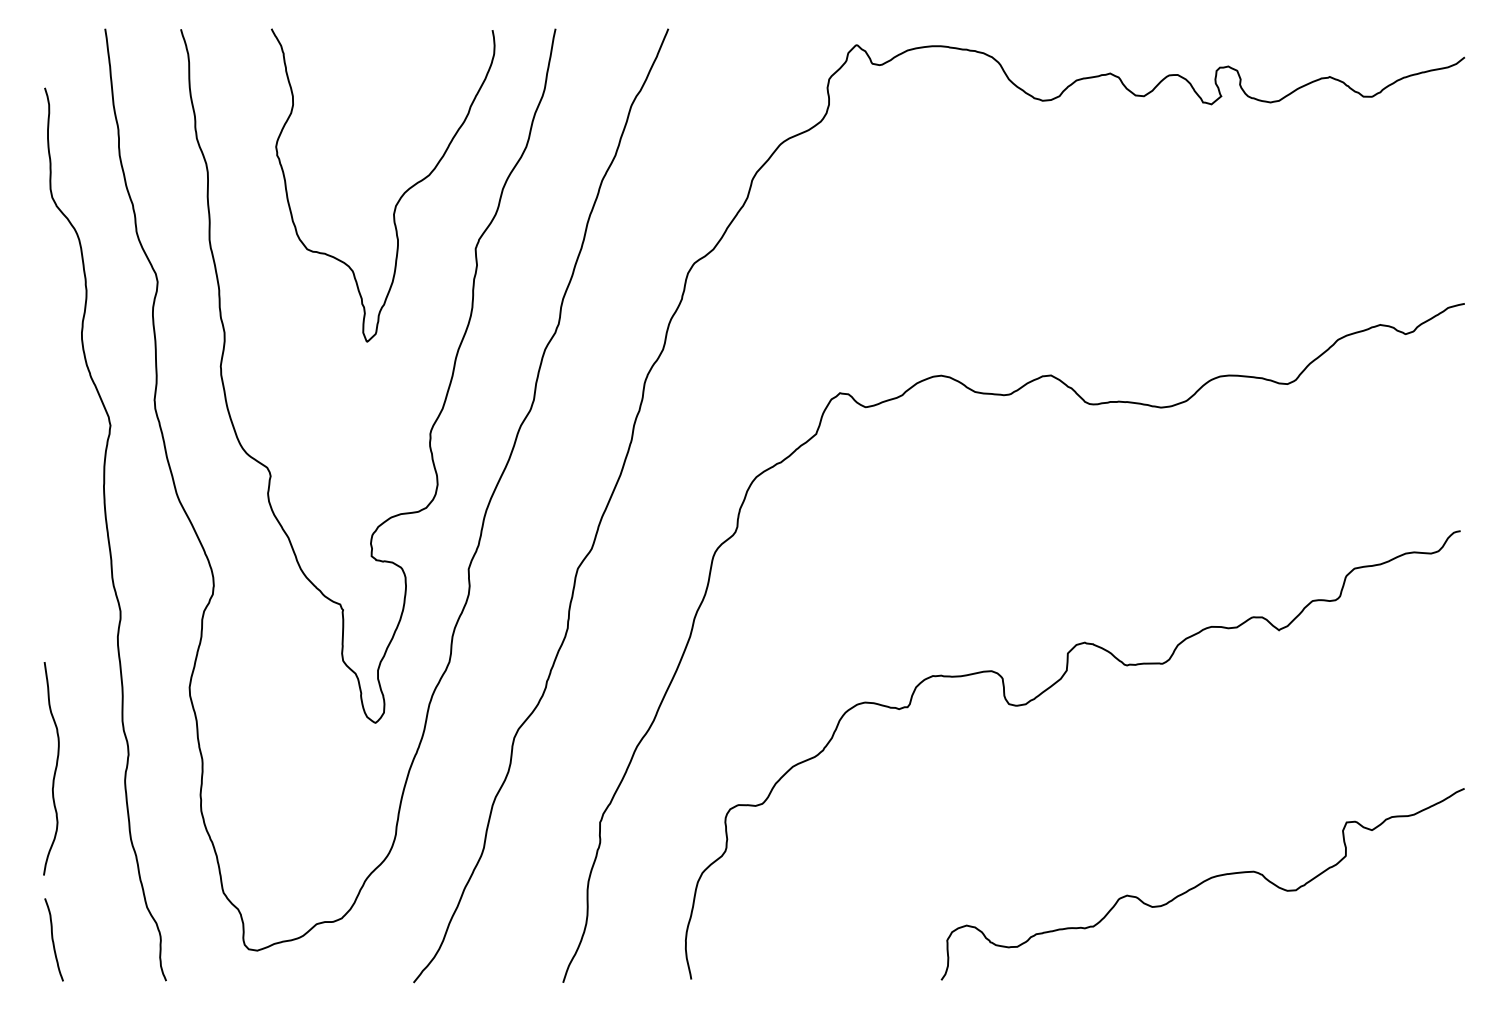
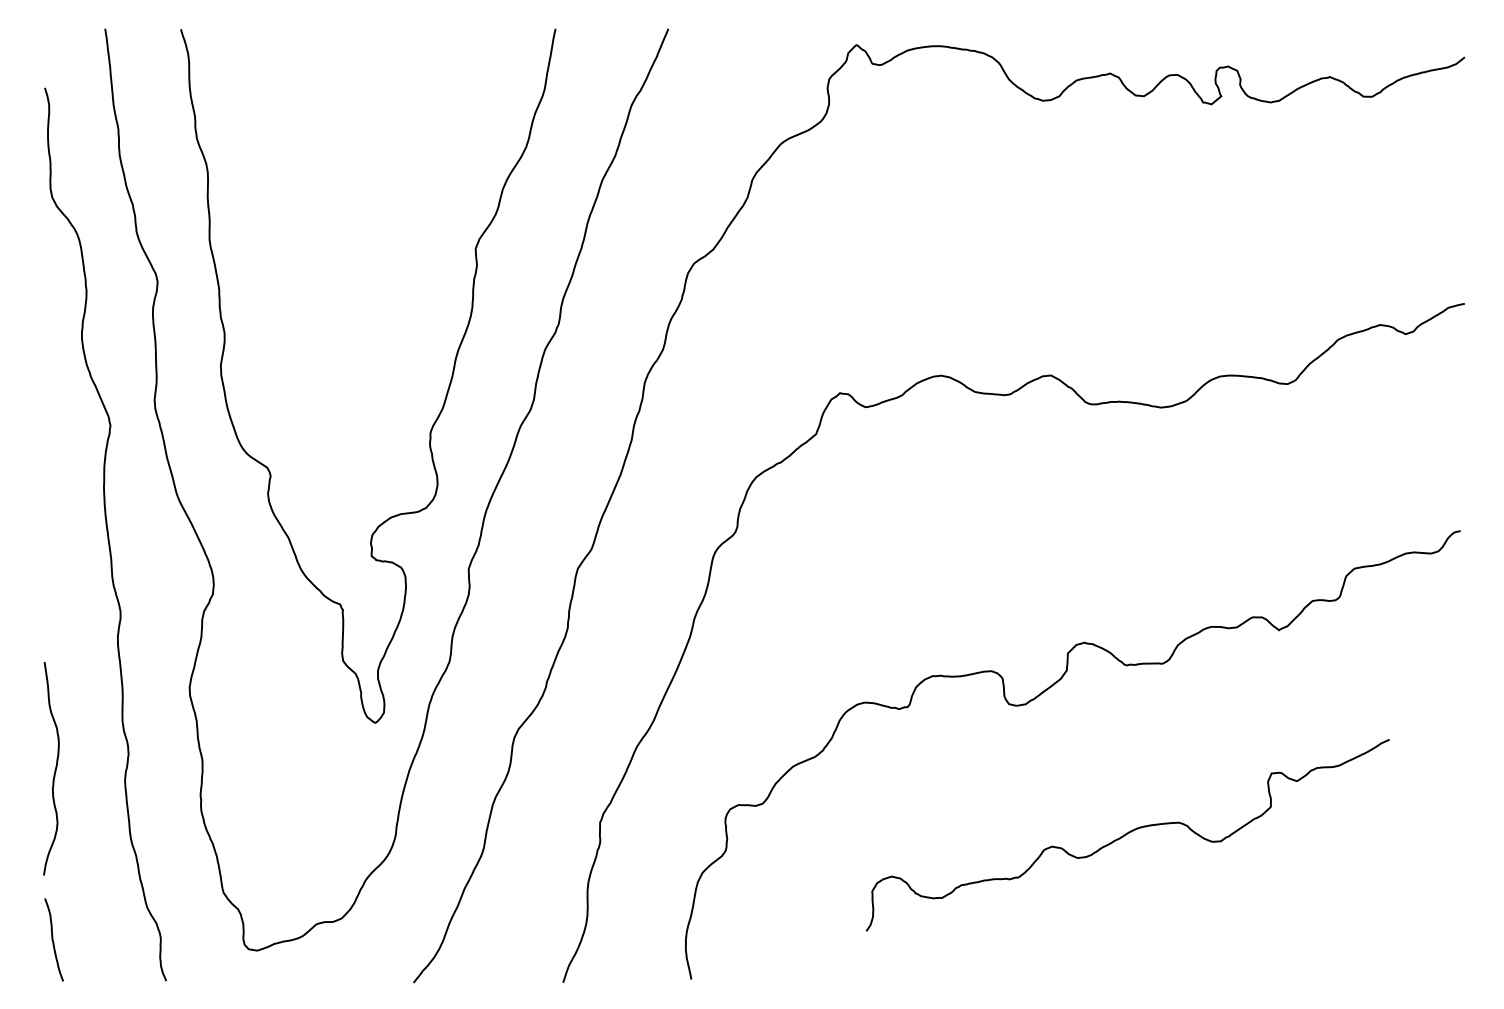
curve: present -> none (400, 196)
curve position: (1202, 883) -> (1127, 834) (1127, 834)
